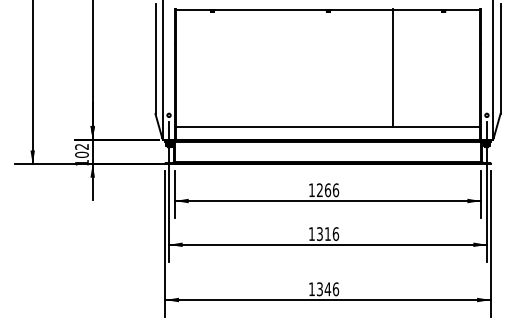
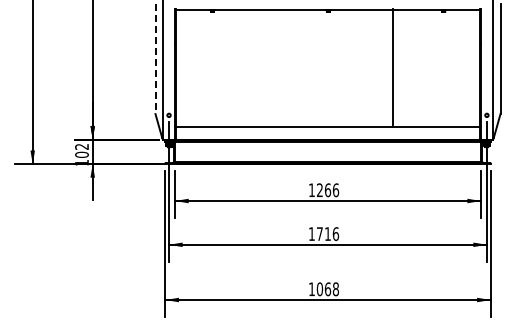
line: solid -> dashed (155, 59)
text: 1316 -> 1716 (319, 234)
text: 1346 -> 1068 (327, 289)
